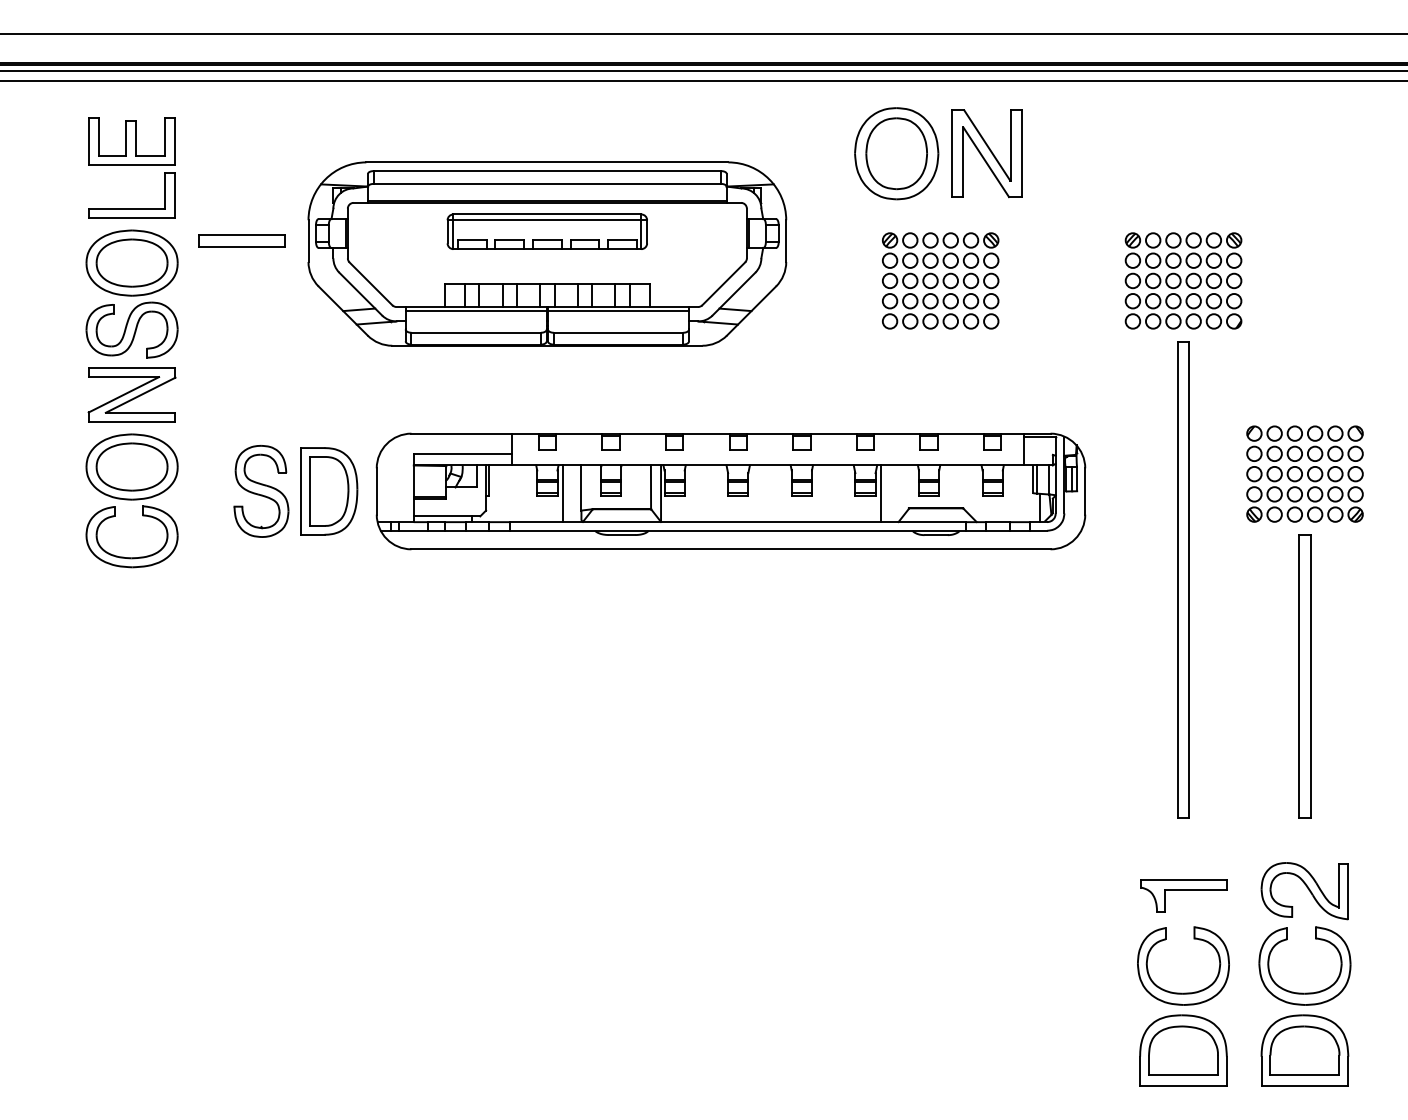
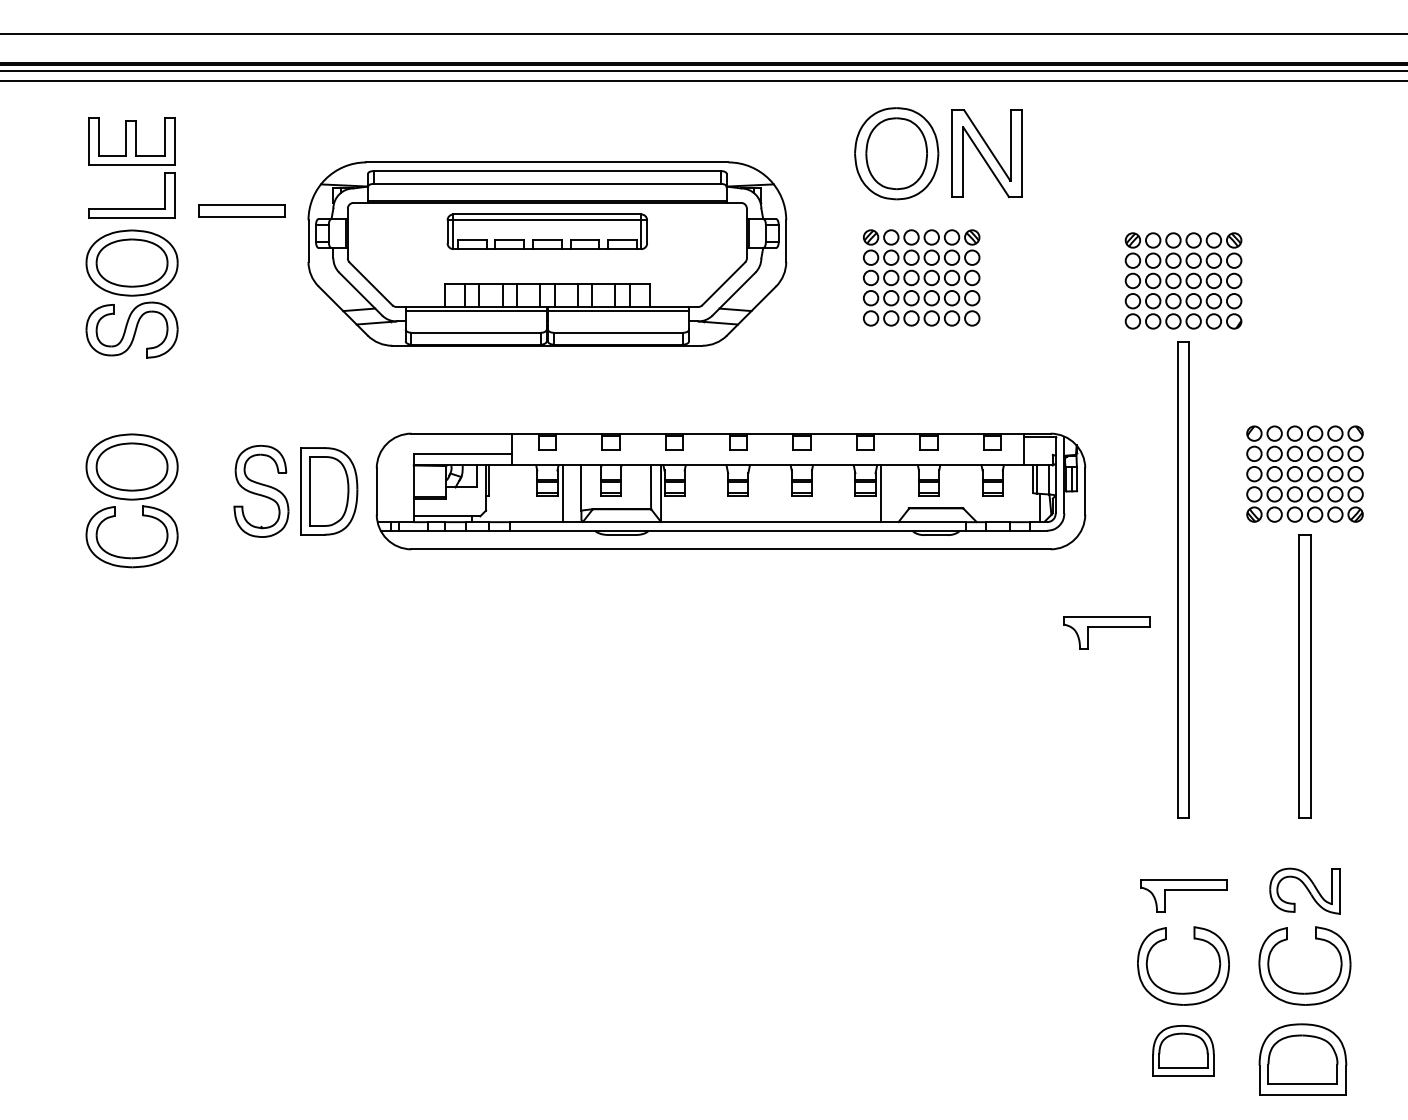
part position: (241, 240) -> (241, 210) (241, 210)
part position: (940, 280) -> (921, 277) (921, 277)
part: present -> none (131, 394)
part: none -> present (1106, 632)
part size: 89x59 px -> 72x48 px (1304, 890)
part size: 89x73 px -> 63x52 px (1183, 1050)
part position: (1304, 1050) -> (1302, 1059) (1302, 1059)
